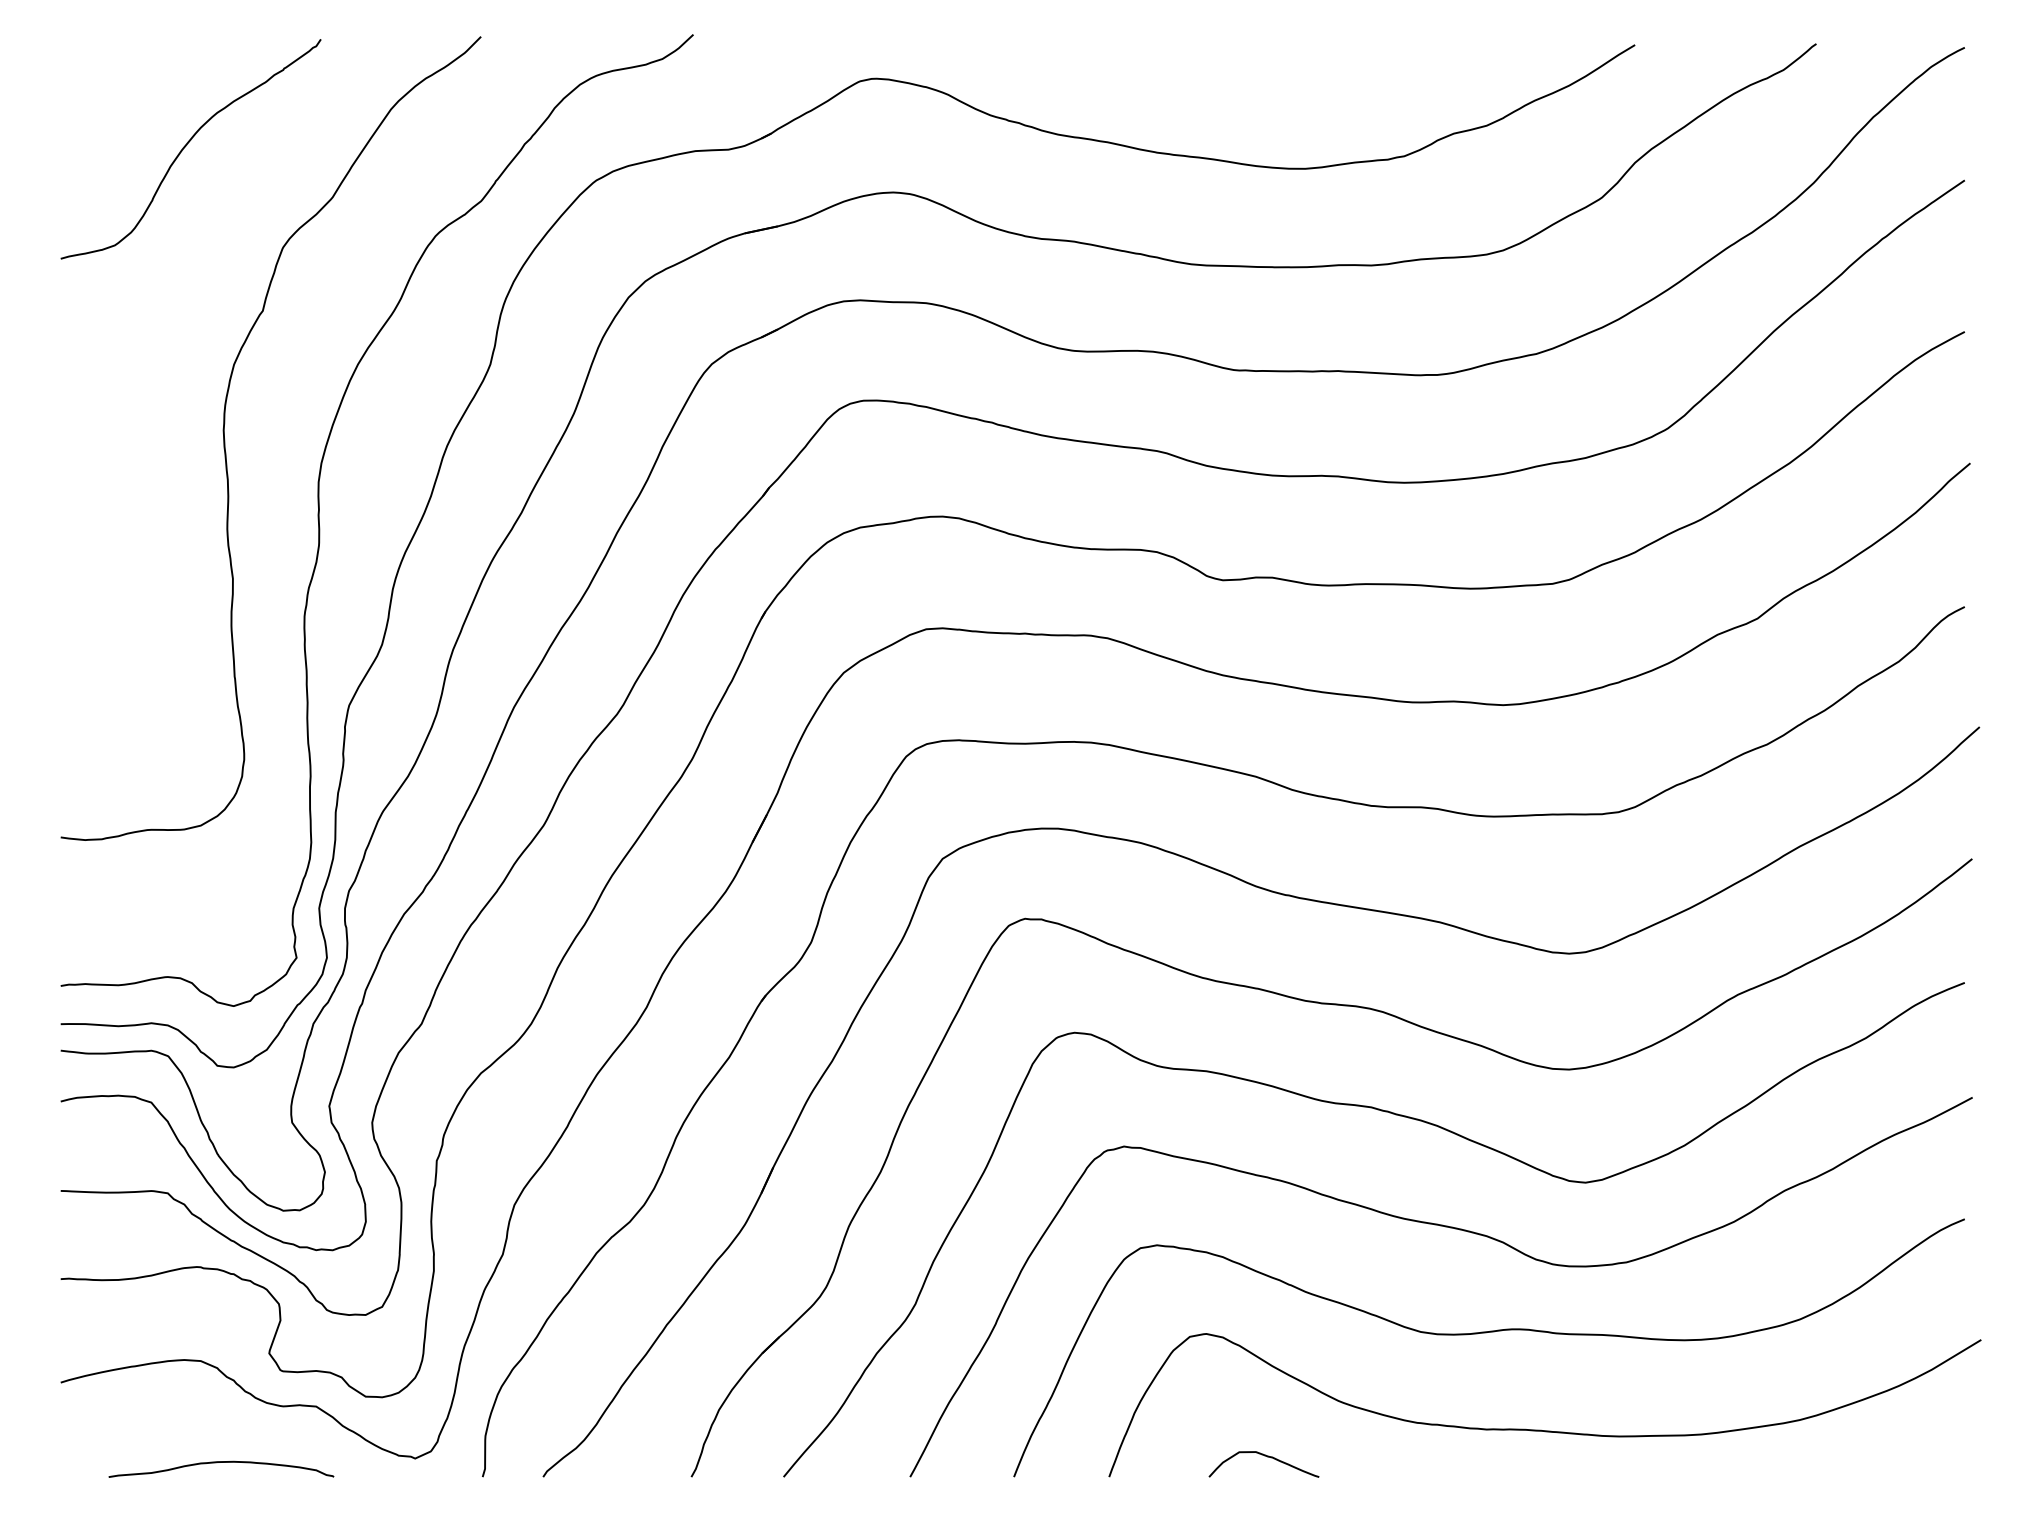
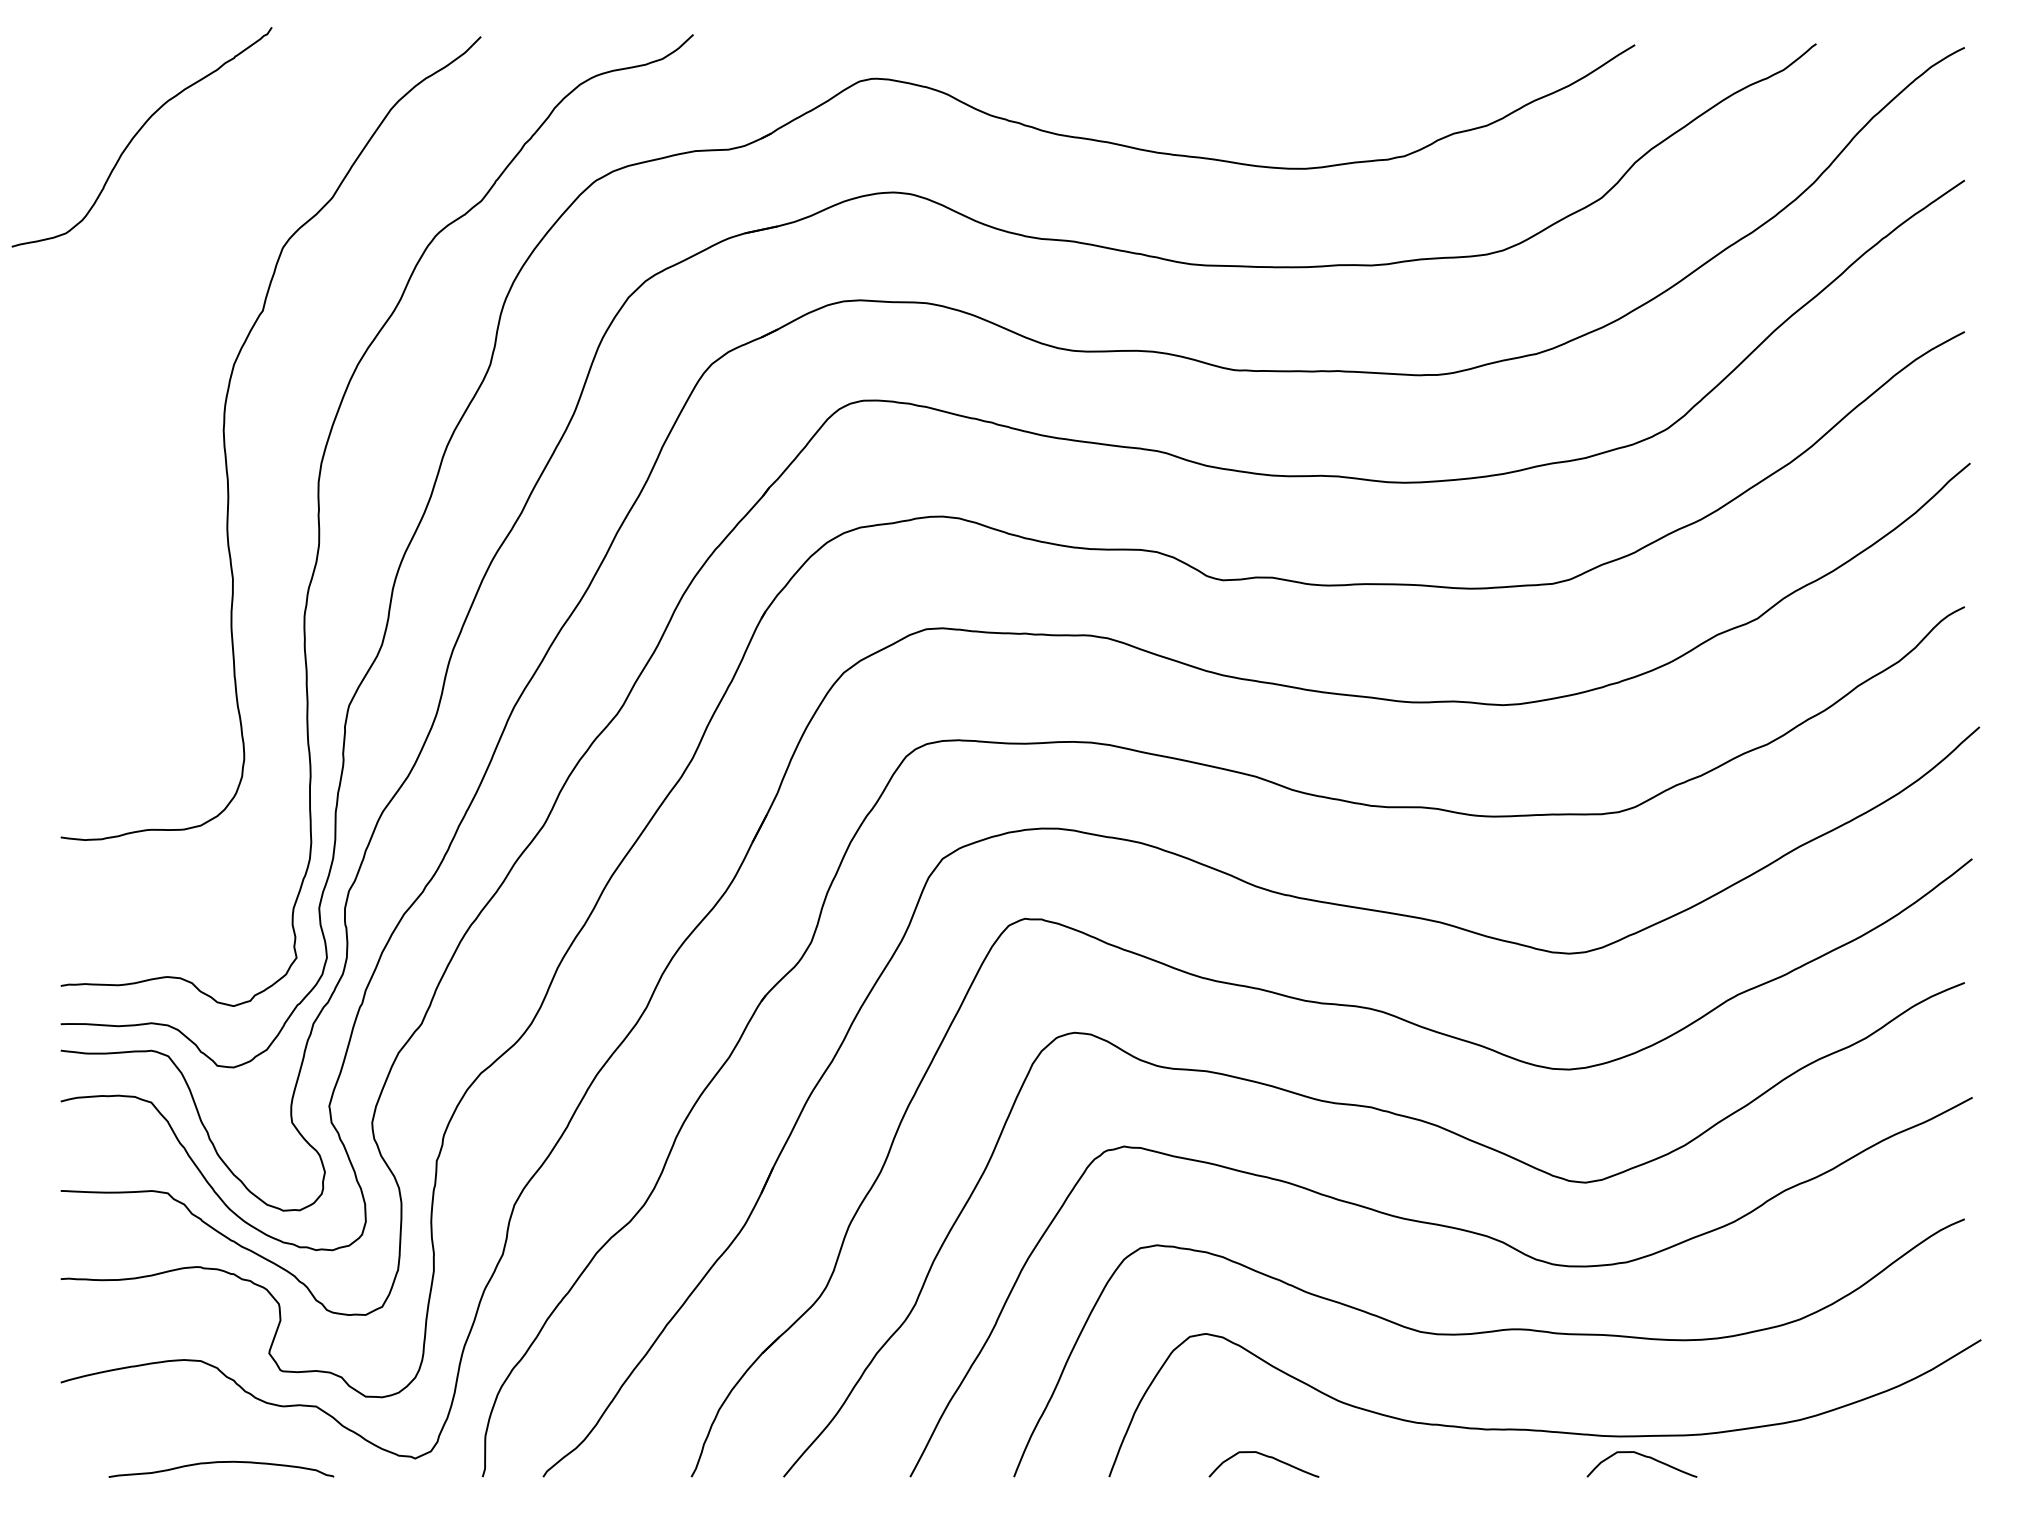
curve position: (187, 145) -> (138, 133) (138, 133)
curve: none -> present (1642, 1456)
